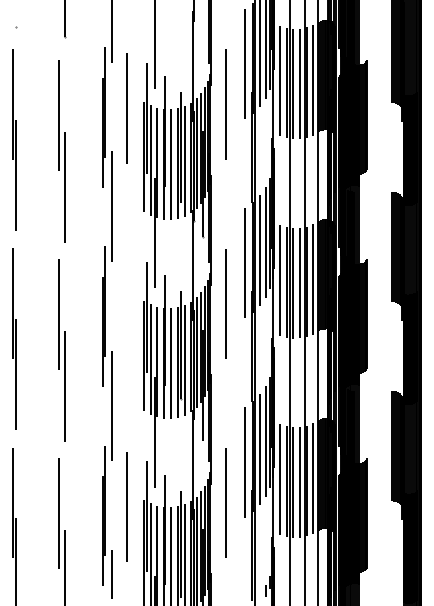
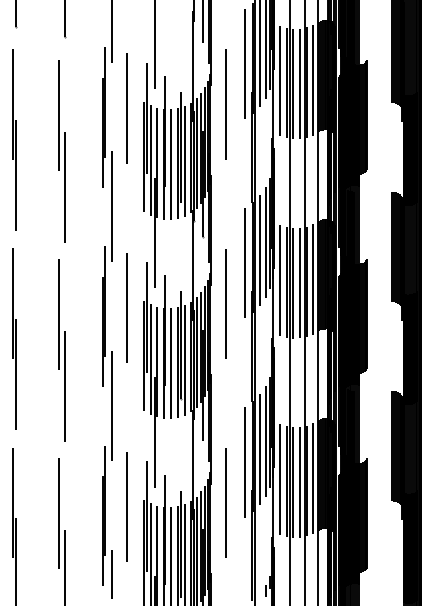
line: none -> present (16, 14)
line: none -> present (202, 22)
line: none -> present (126, 307)
